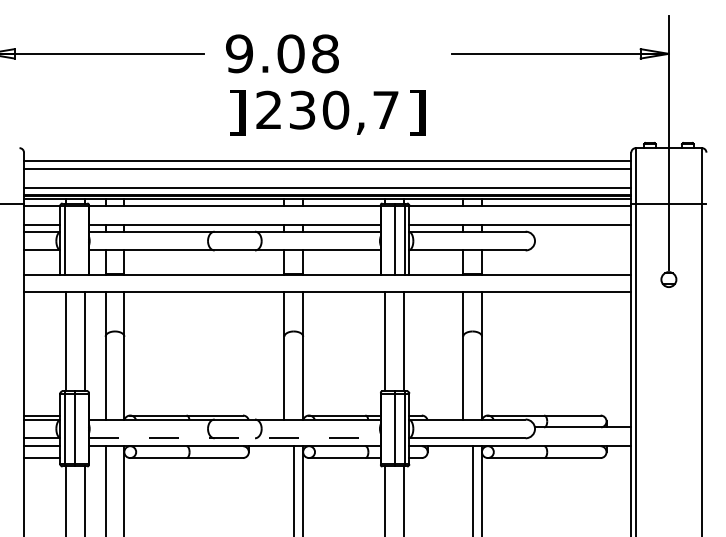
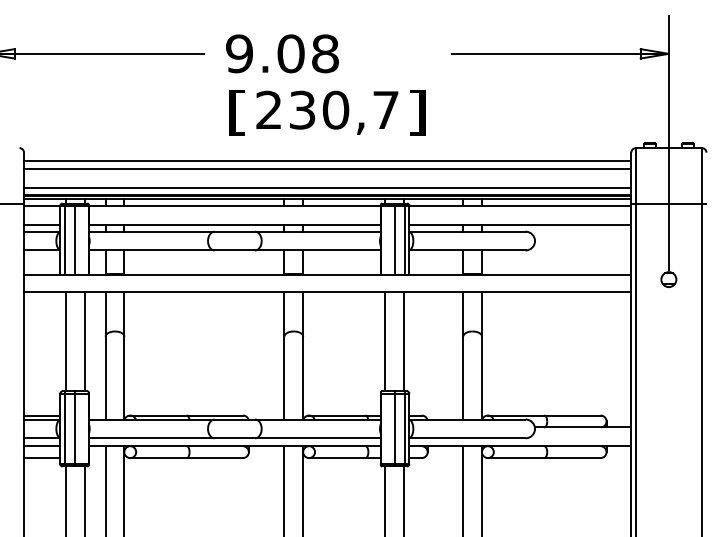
text: ] -> [ (237, 112)
line: none -> present (75, 239)
line: dashed -> solid (234, 438)
line position: (294, 489) -> (284, 489) (284, 489)
line position: (473, 489) -> (463, 489) (463, 489)
